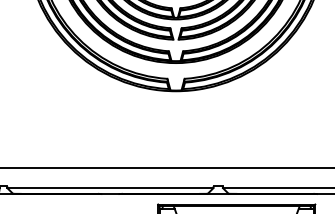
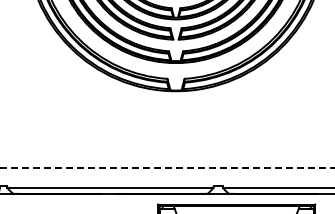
line: solid -> dashed (167, 167)
